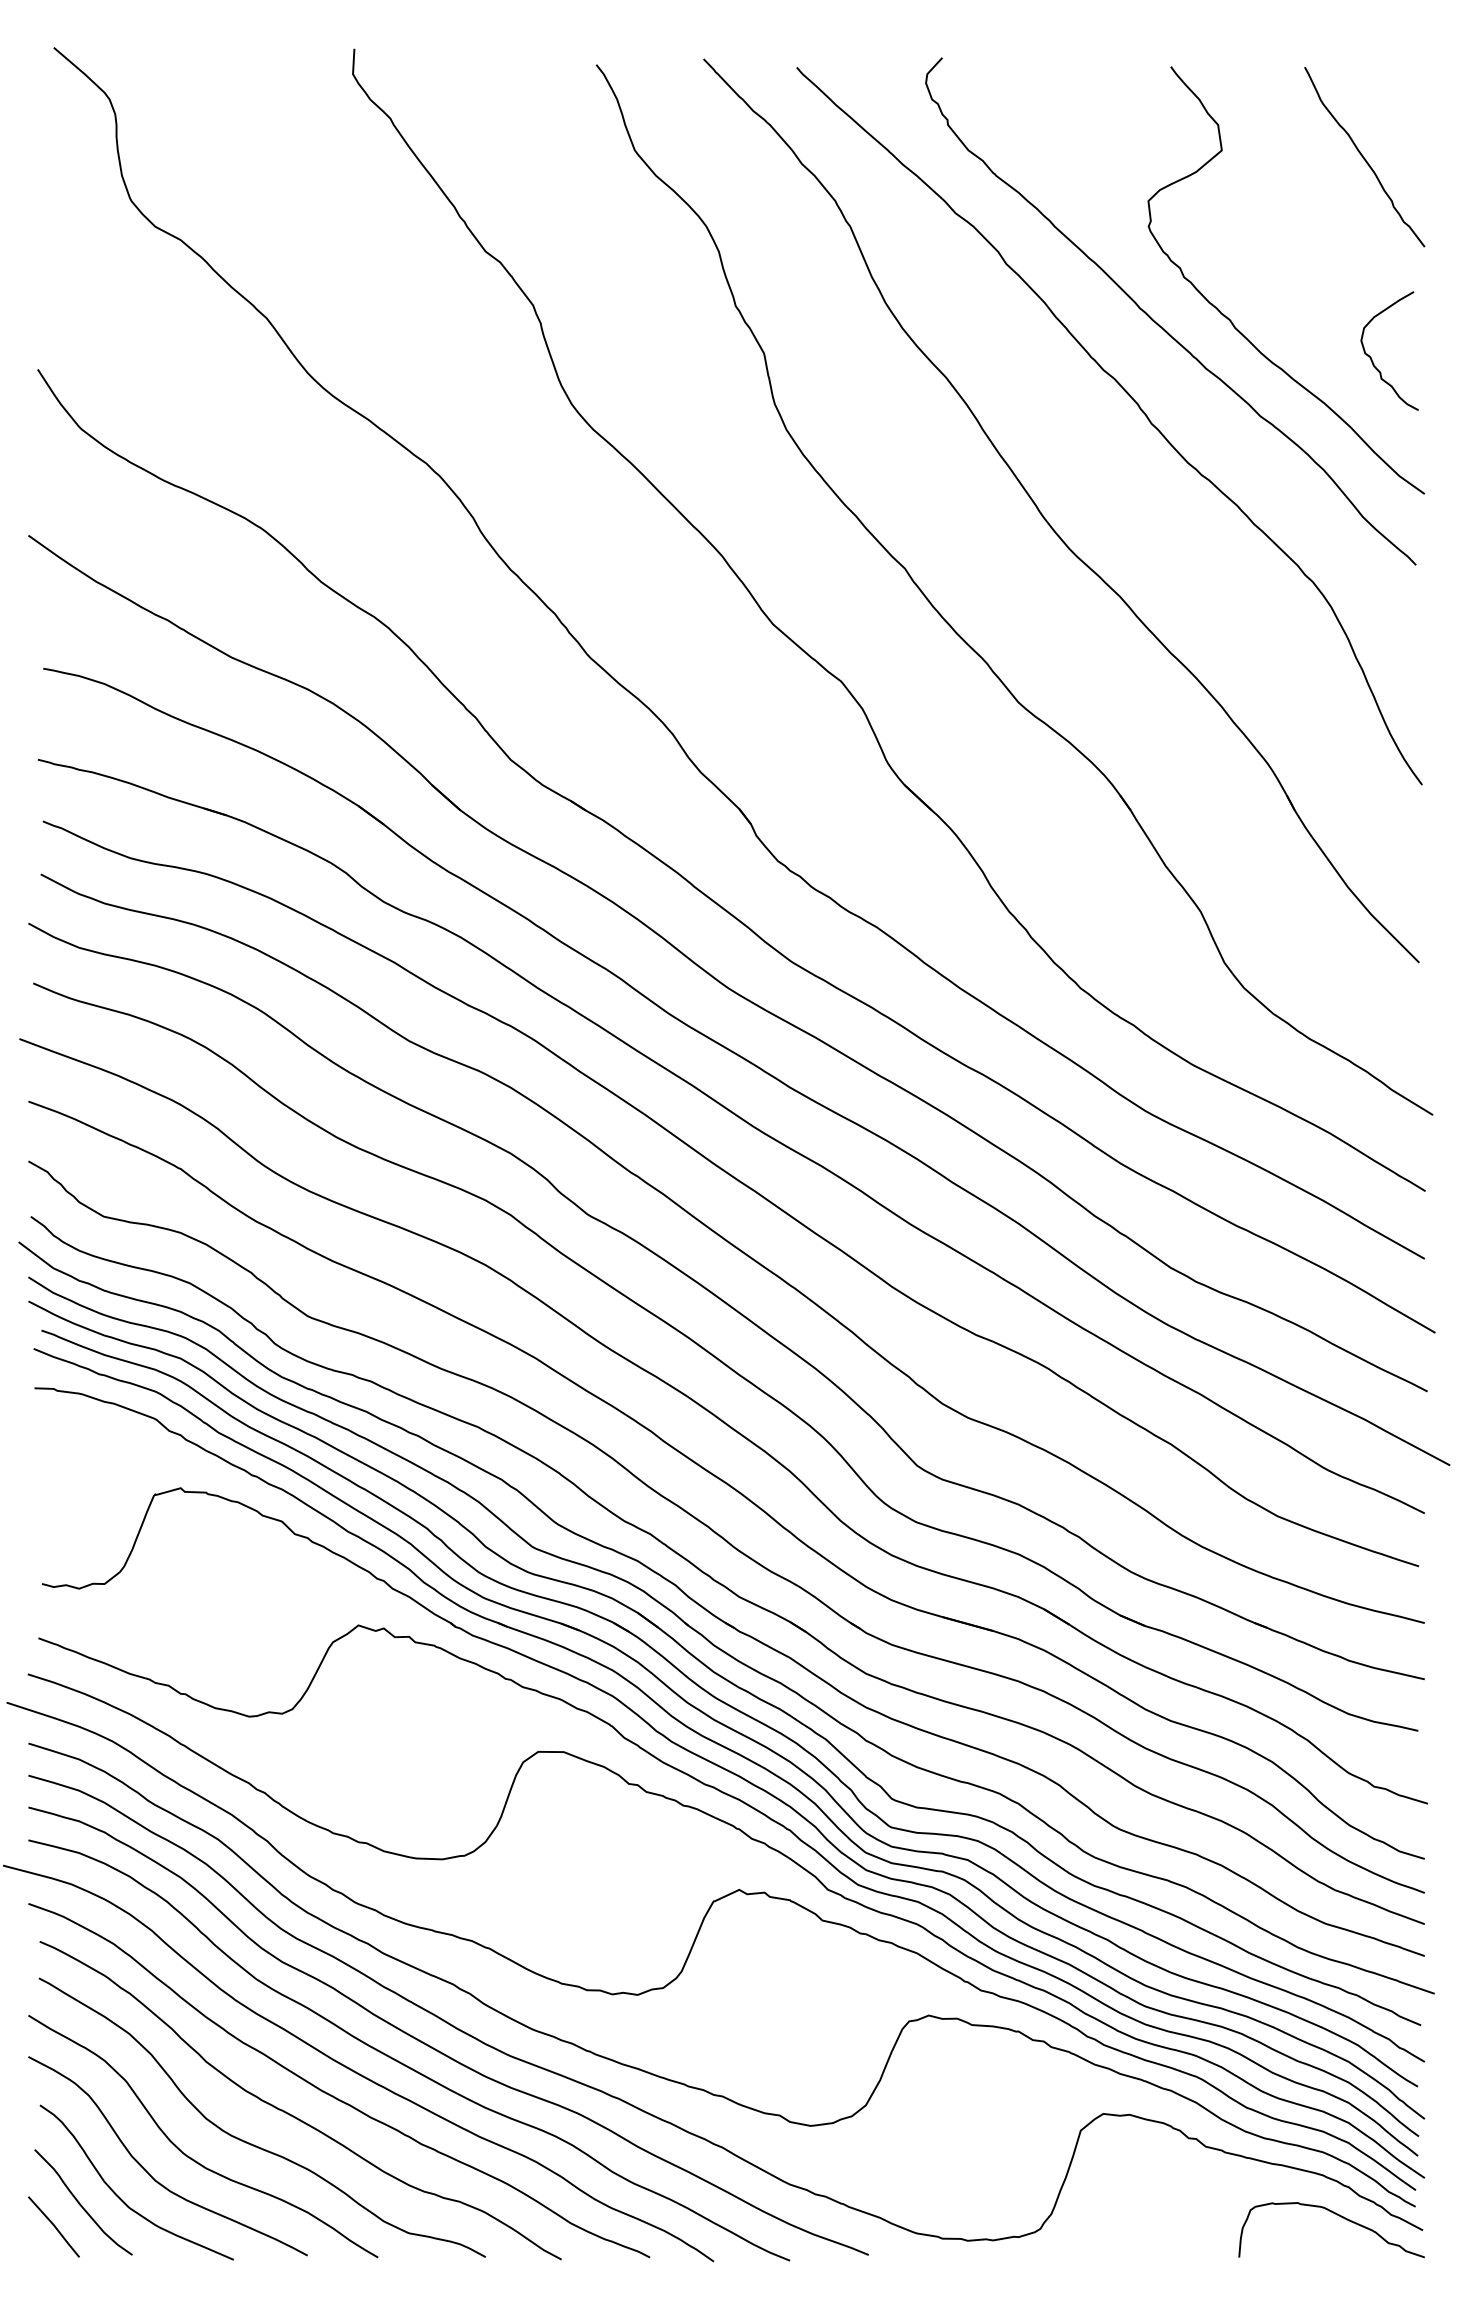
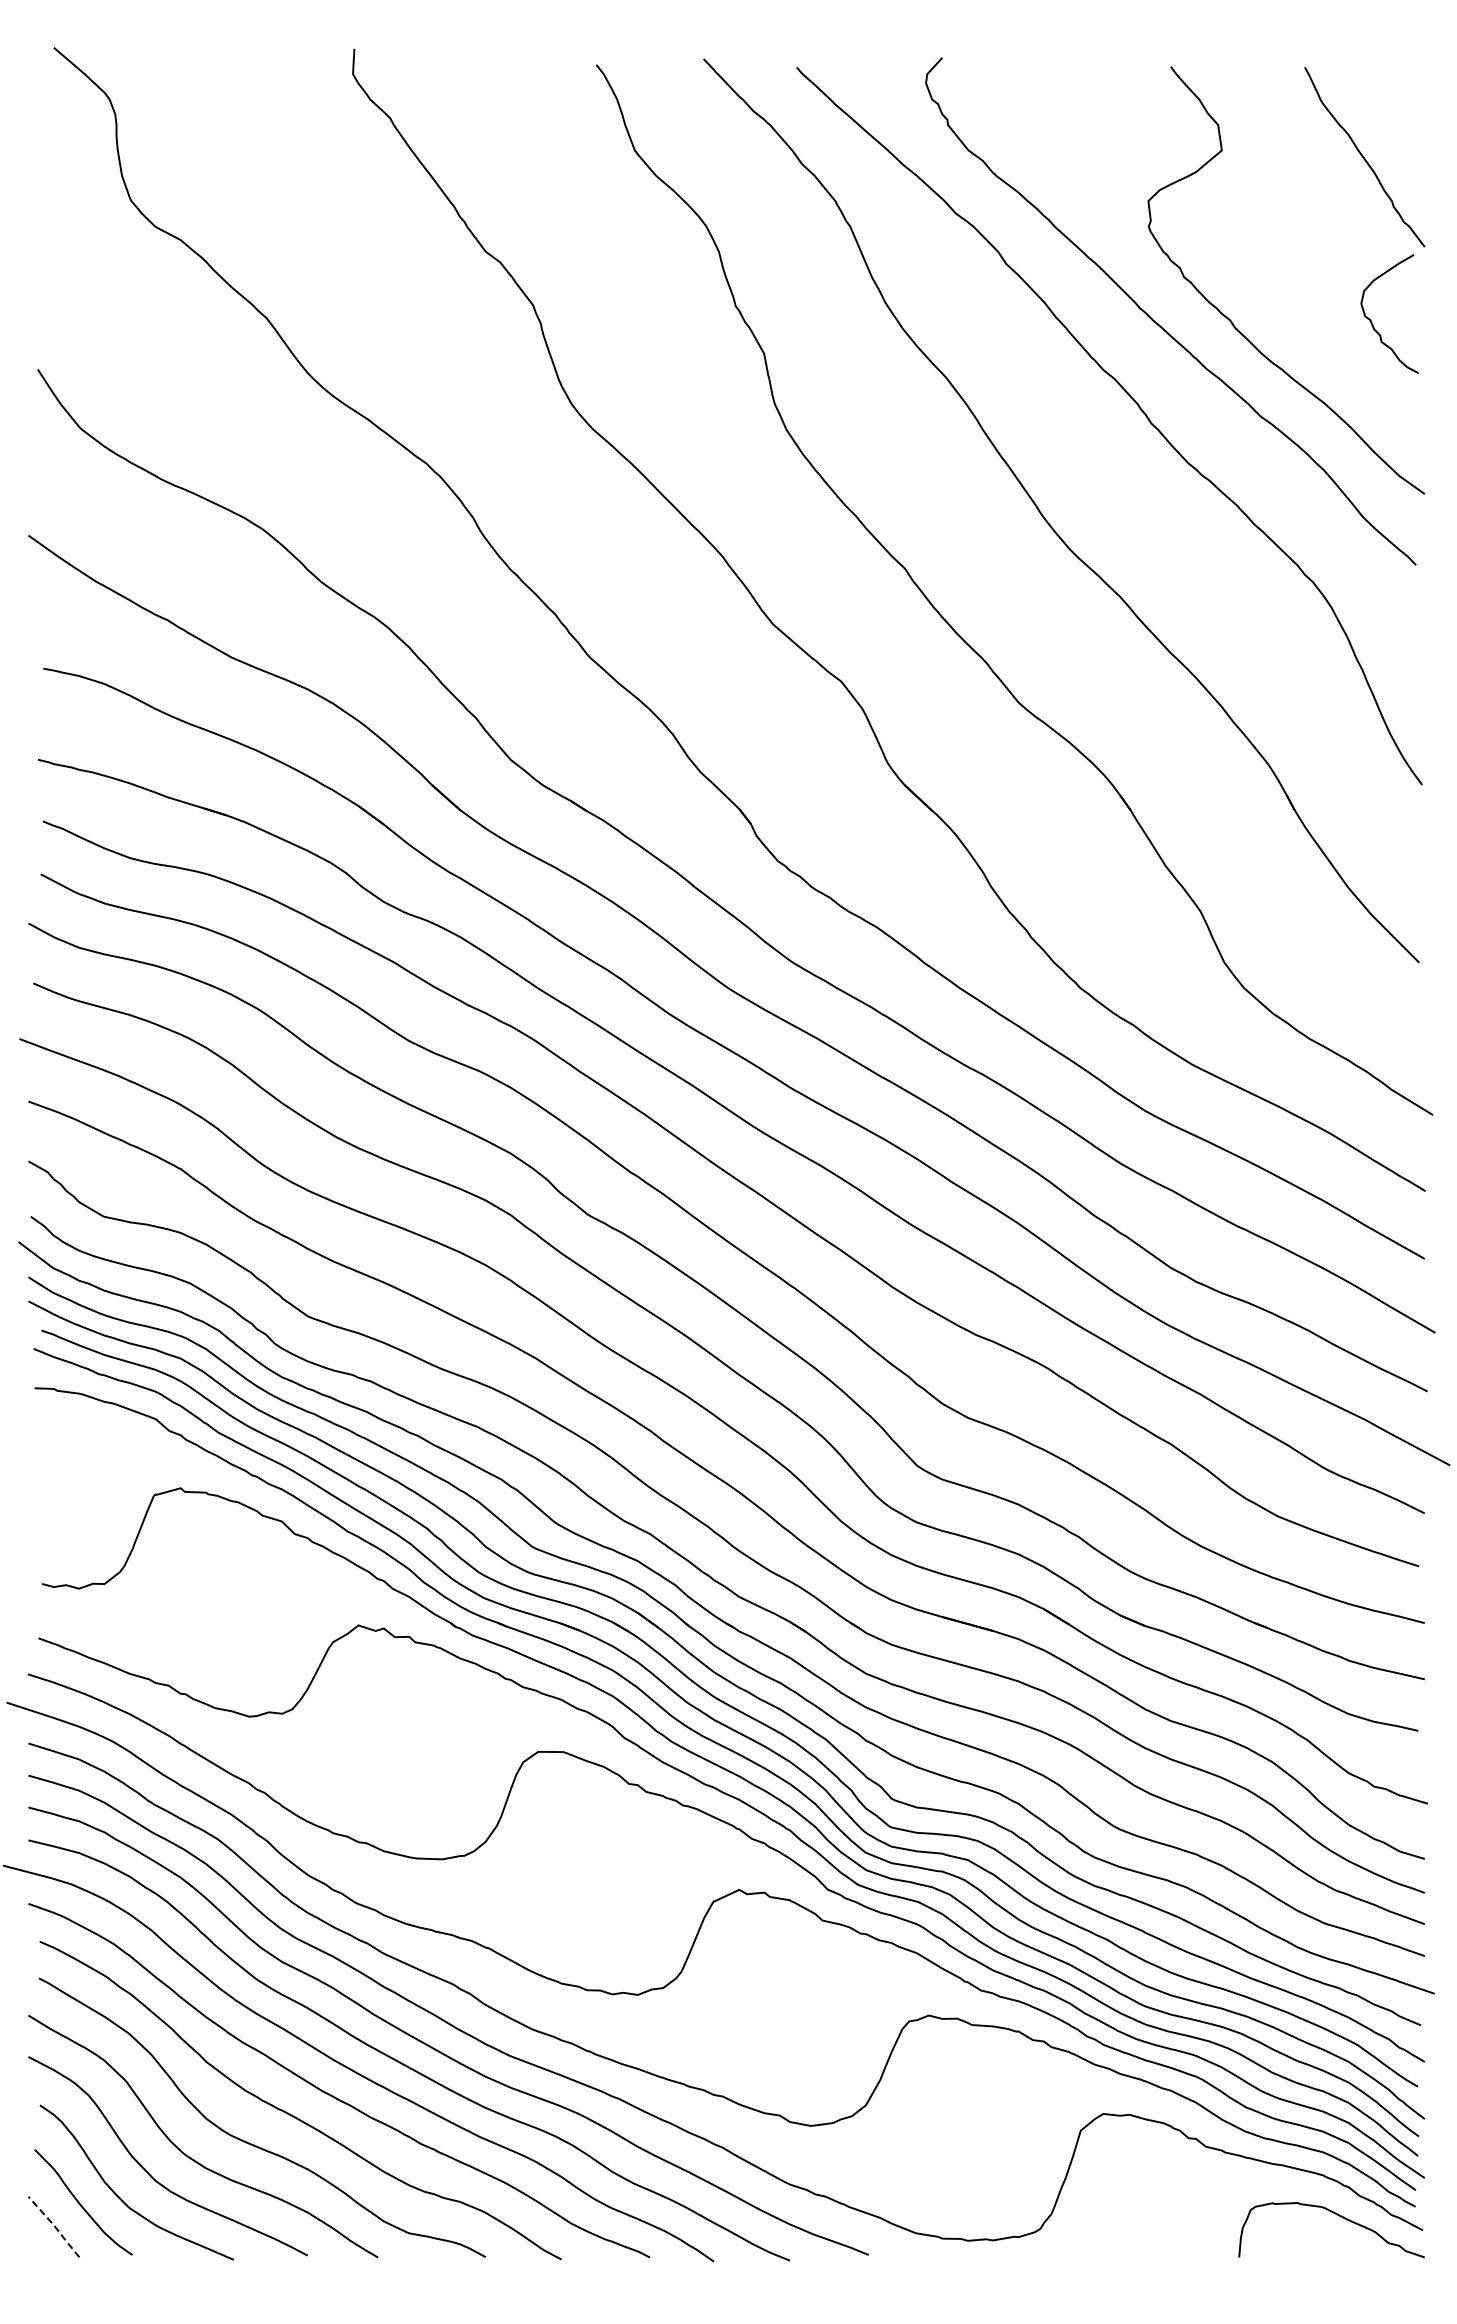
curve position: (1372, 359) -> (1372, 322) (1372, 322)
line: solid -> dashed (55, 2226)
